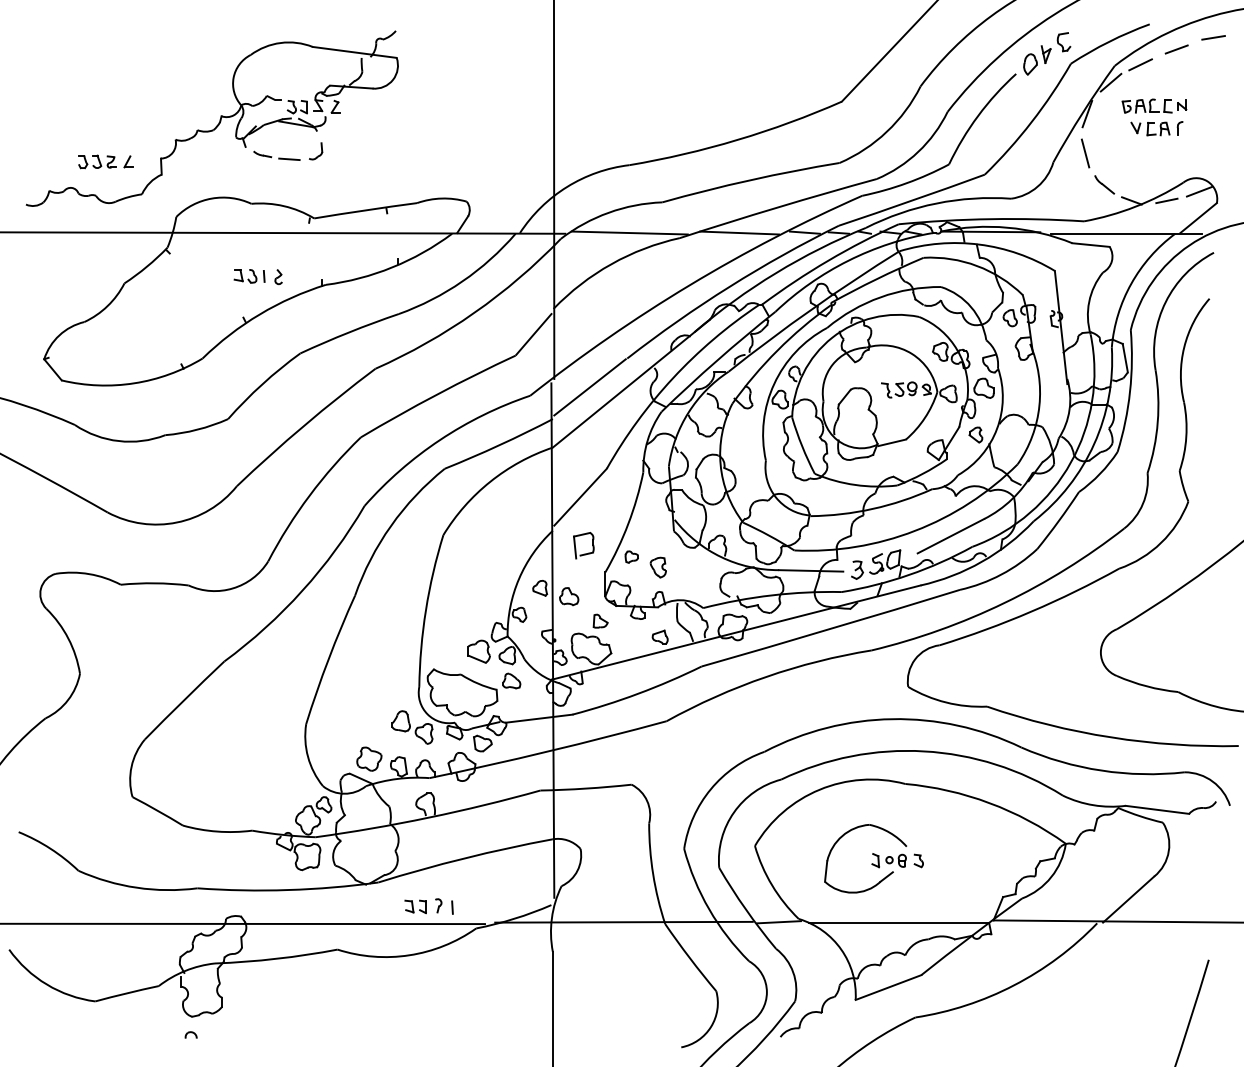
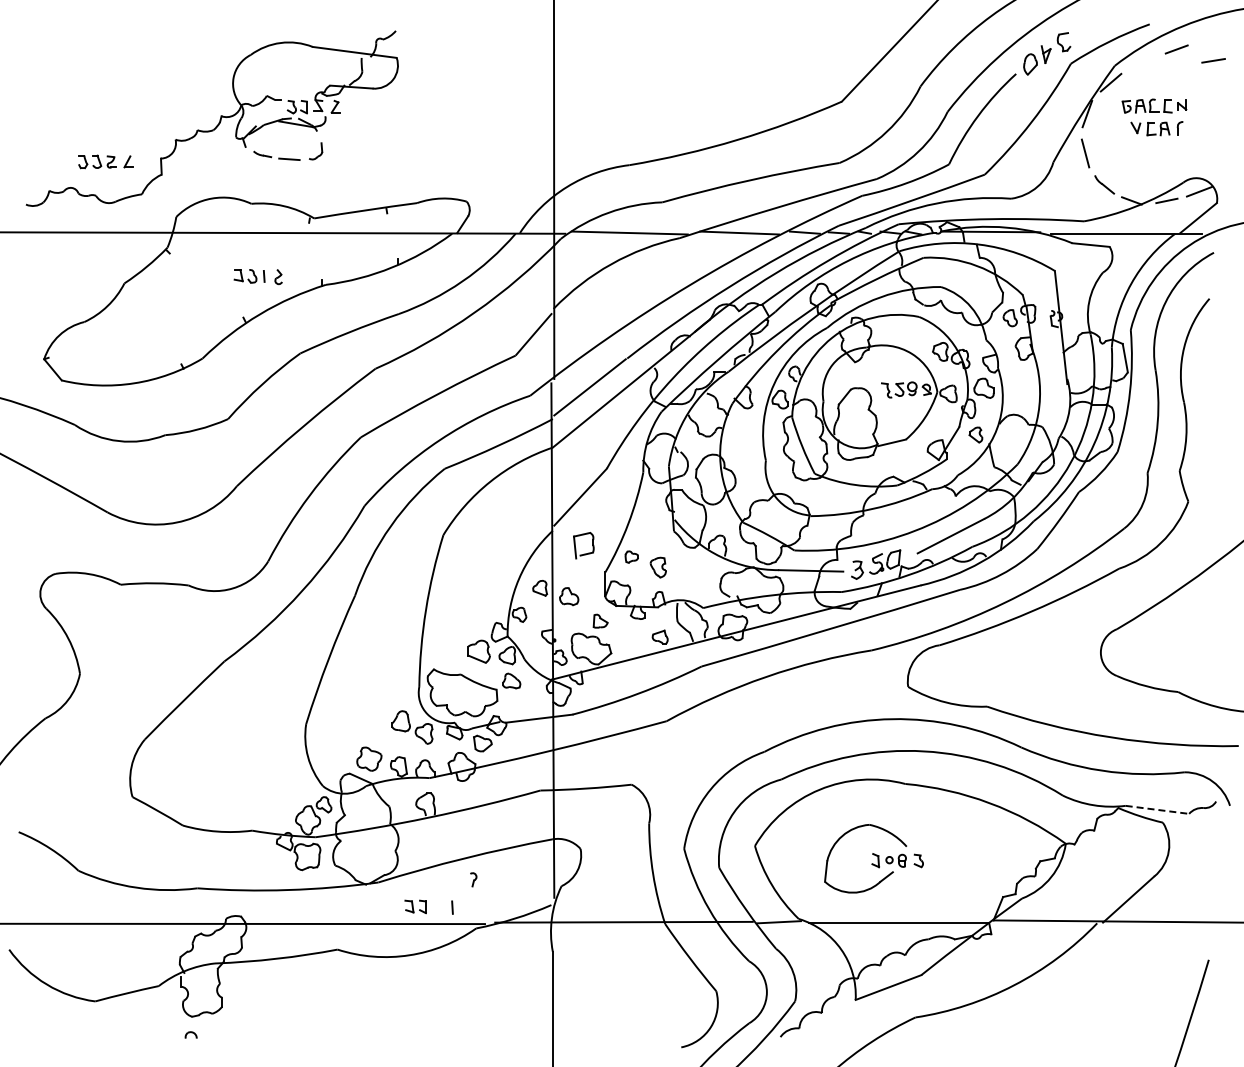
line position: (1213, 37) -> (1213, 60) (1213, 60)
line: present -> none (1140, 64)
line: solid -> dashed (1157, 809)
part position: (438, 905) -> (473, 879) (473, 879)
